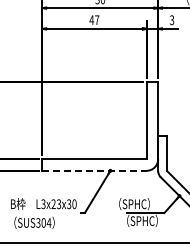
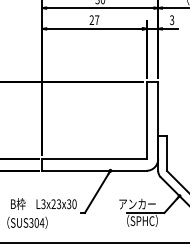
text: 47 -> 27 (91, 19)
line: dashed -> solid (95, 170)
text: （SPHC） -> アンカー (137, 204)
text position: (34, 222) -> (27, 222) (27, 222)
